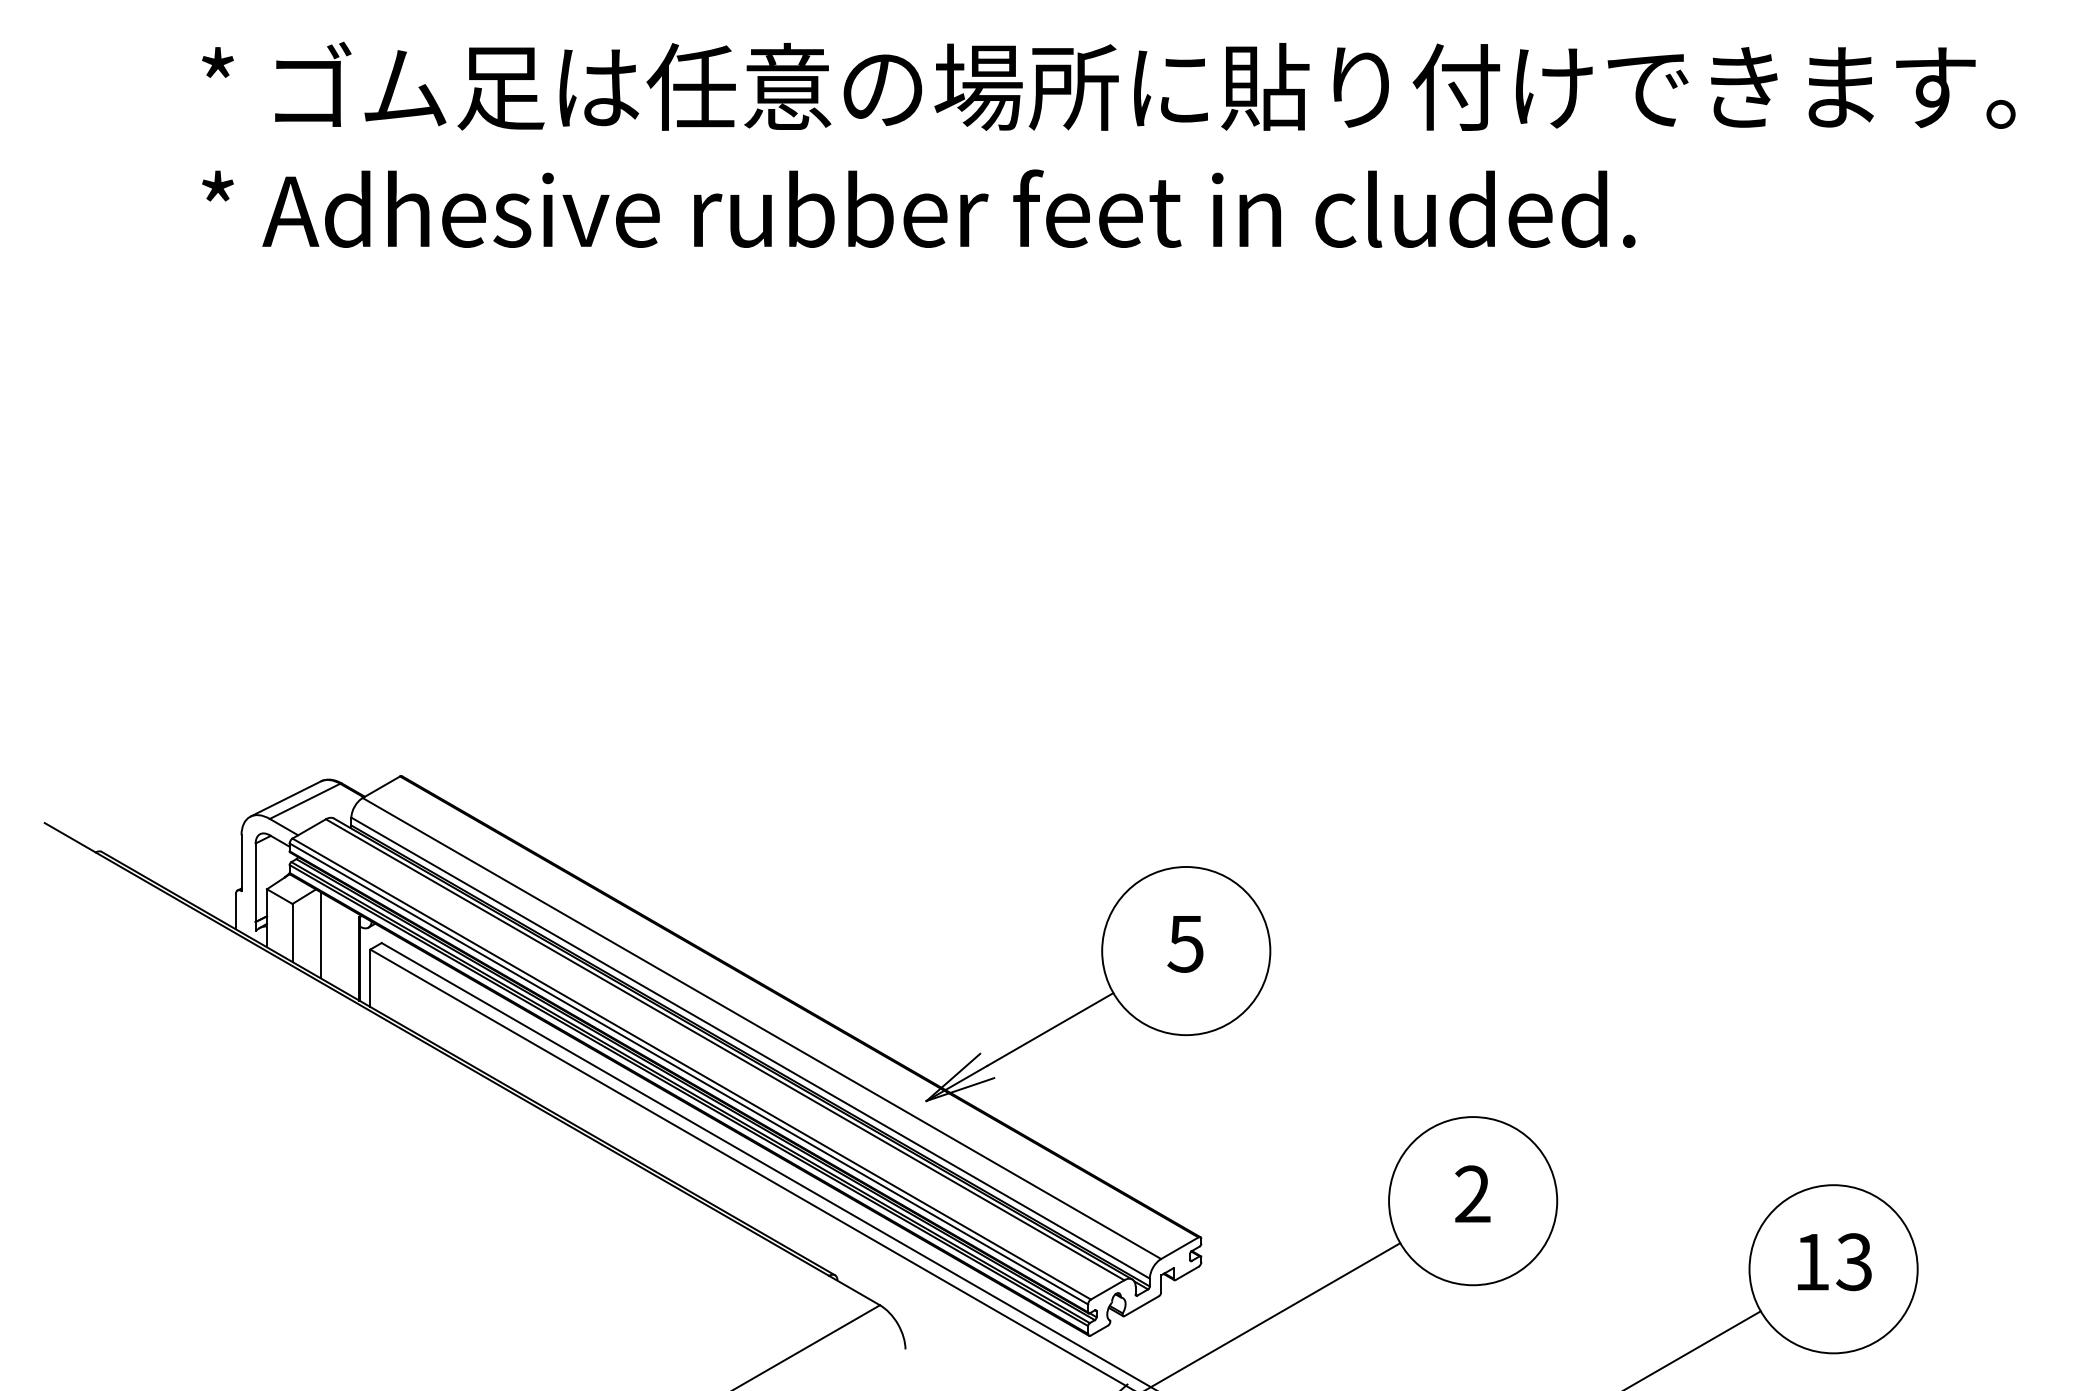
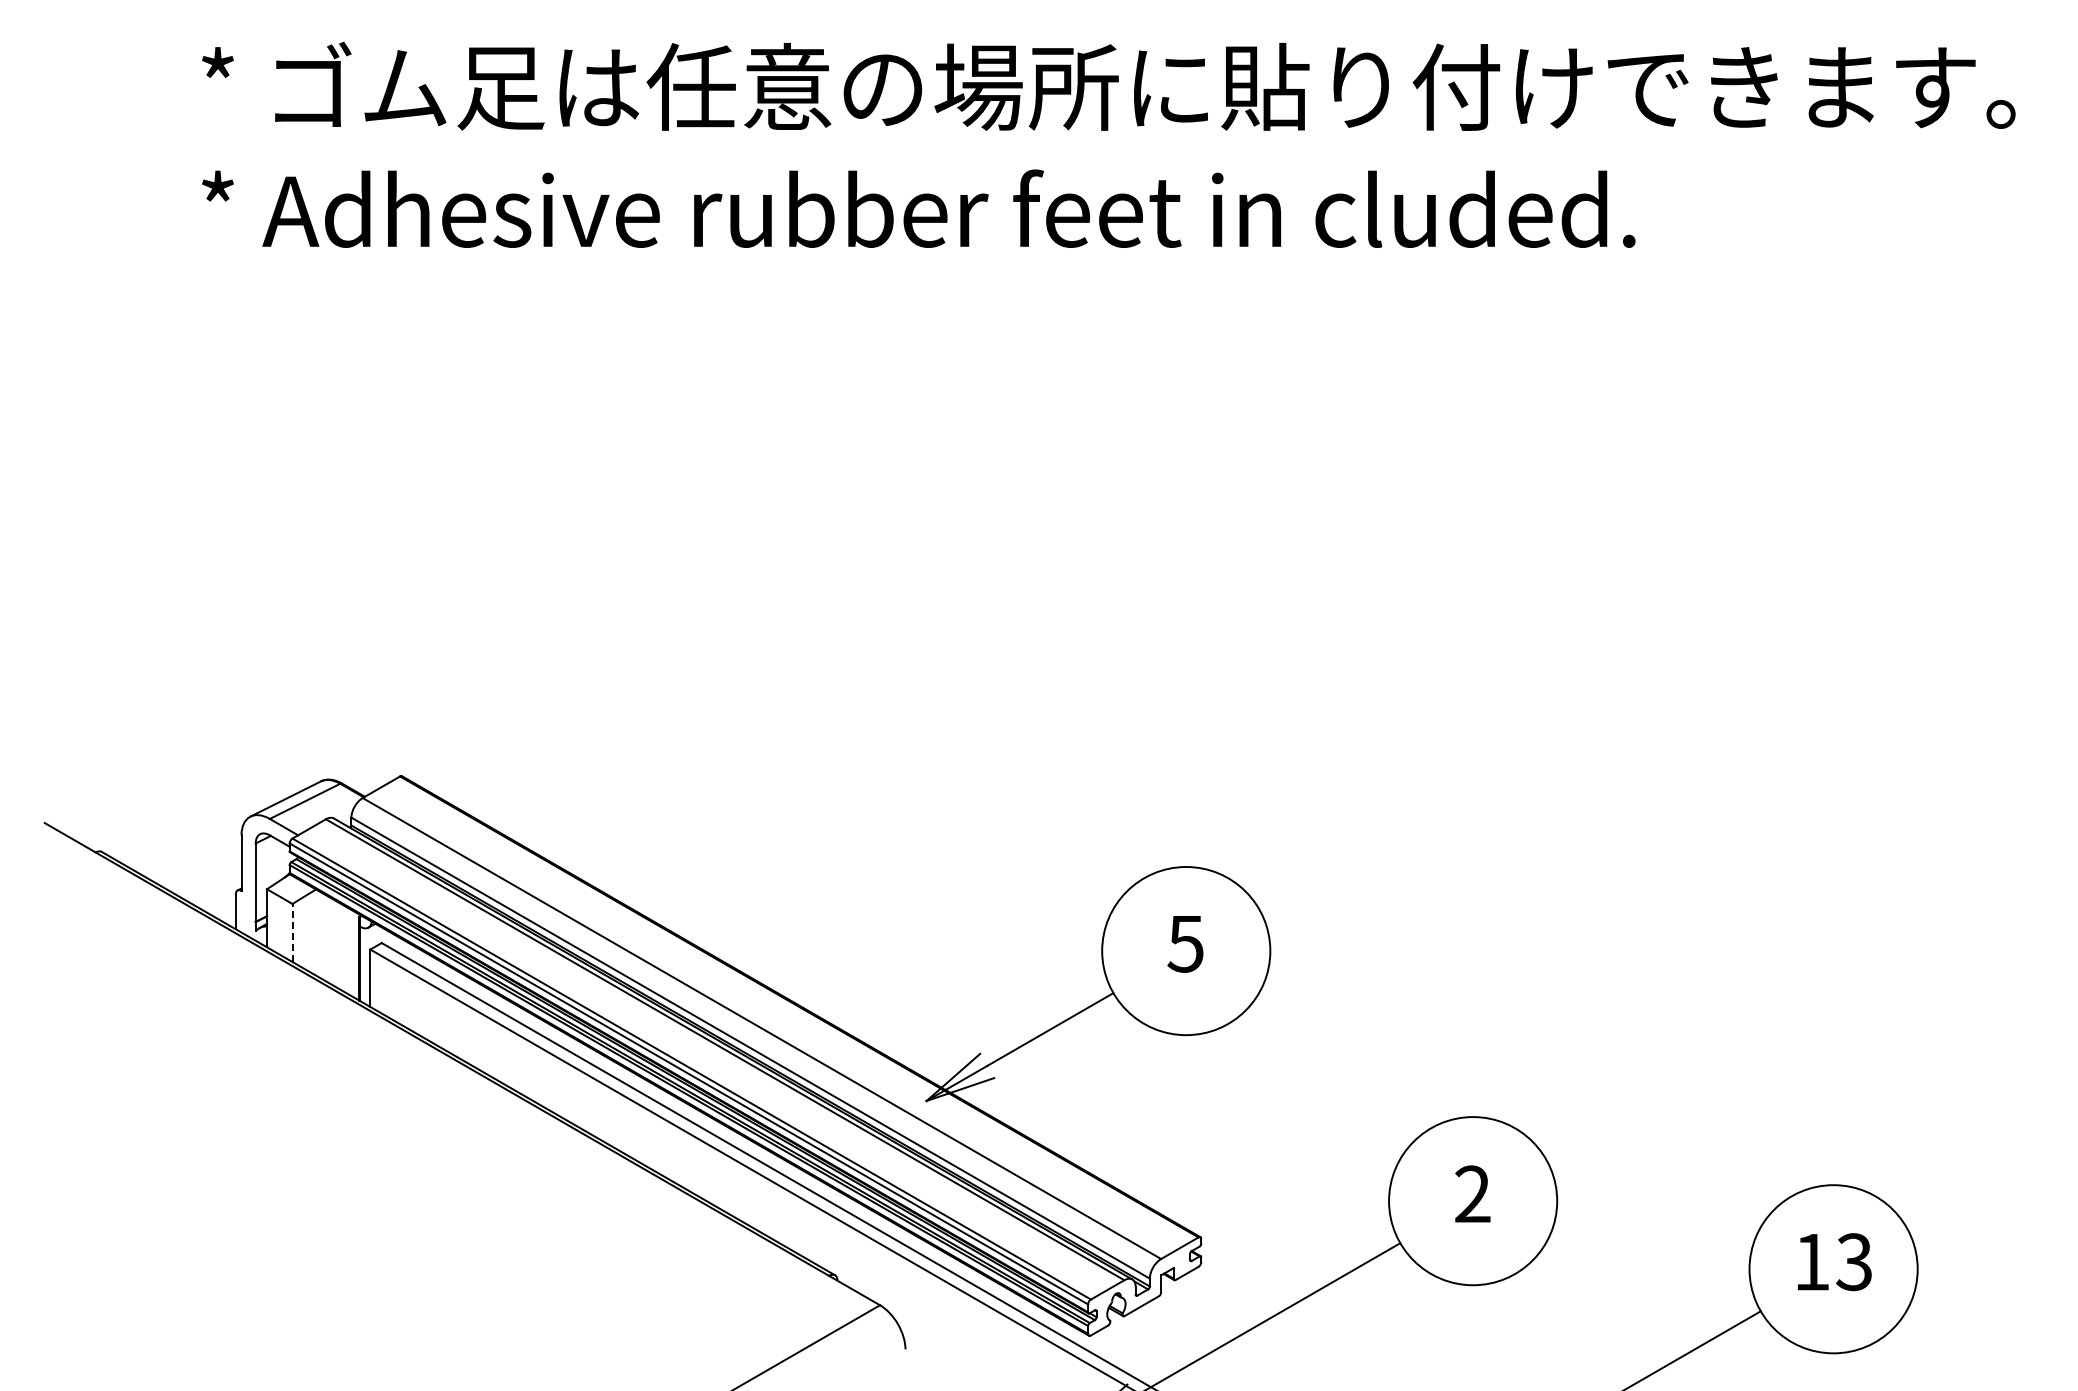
line: solid -> dashed (292, 932)
line: present -> none (320, 935)
